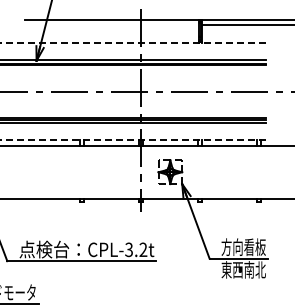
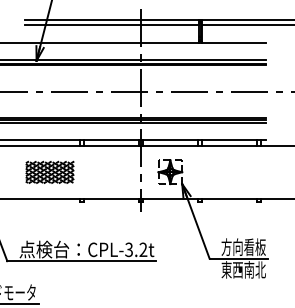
line: none -> present (111, 24)
line: dashed -> solid (133, 42)
line: dashed -> solid (133, 140)
part: none -> present (49, 171)
